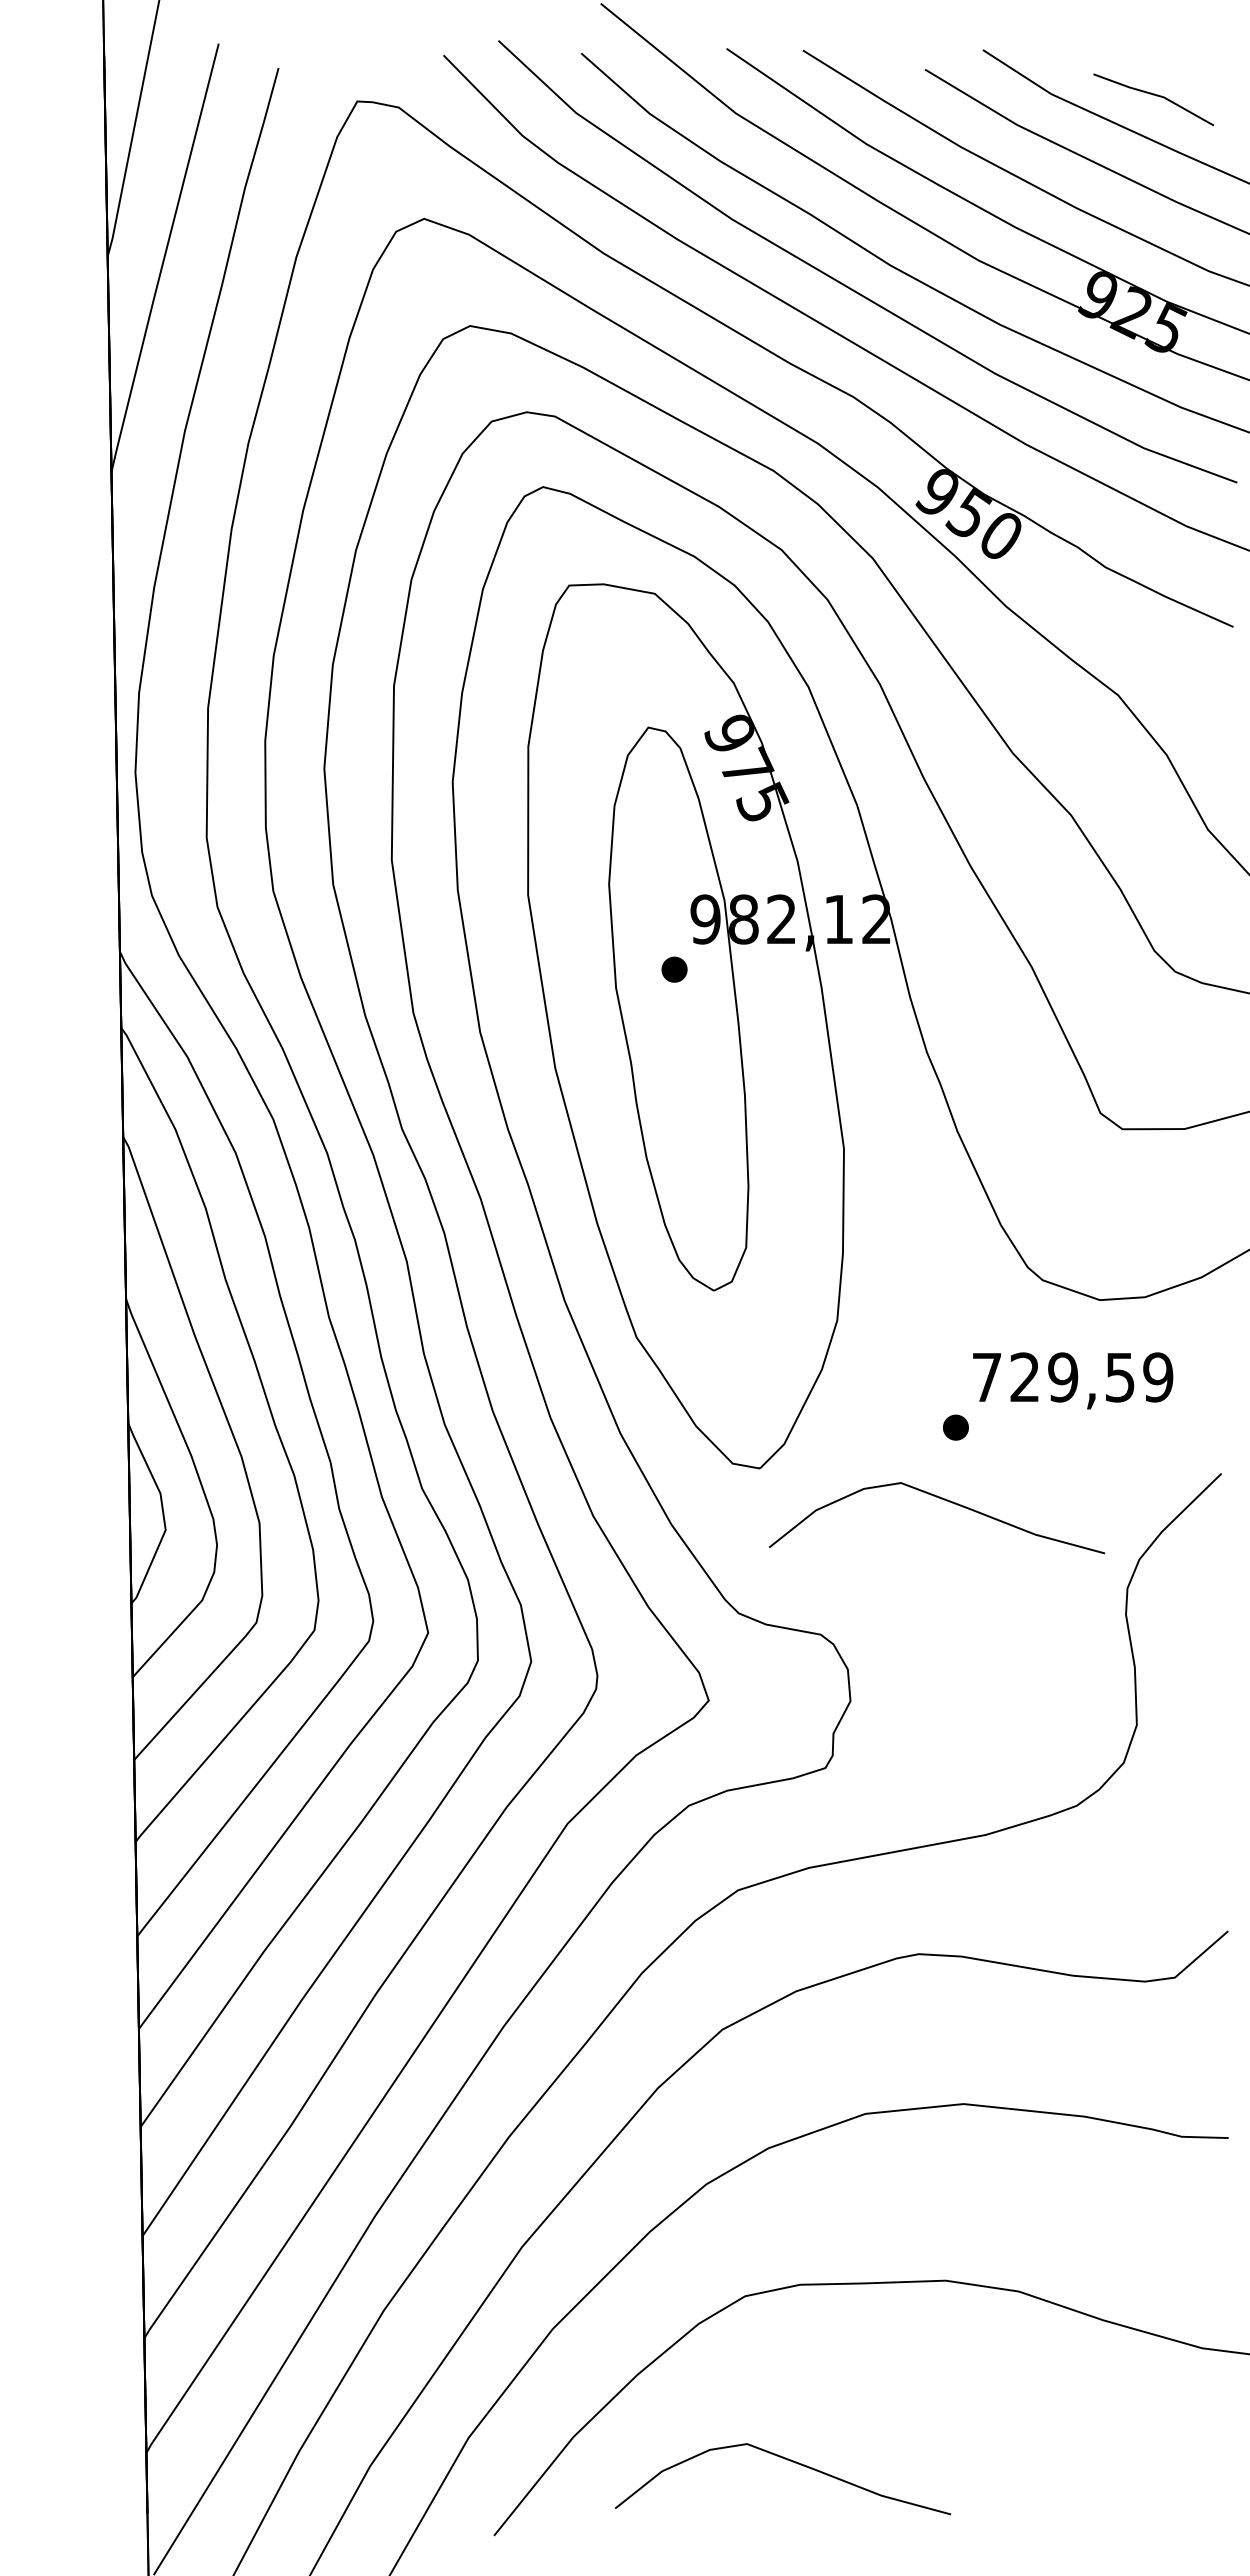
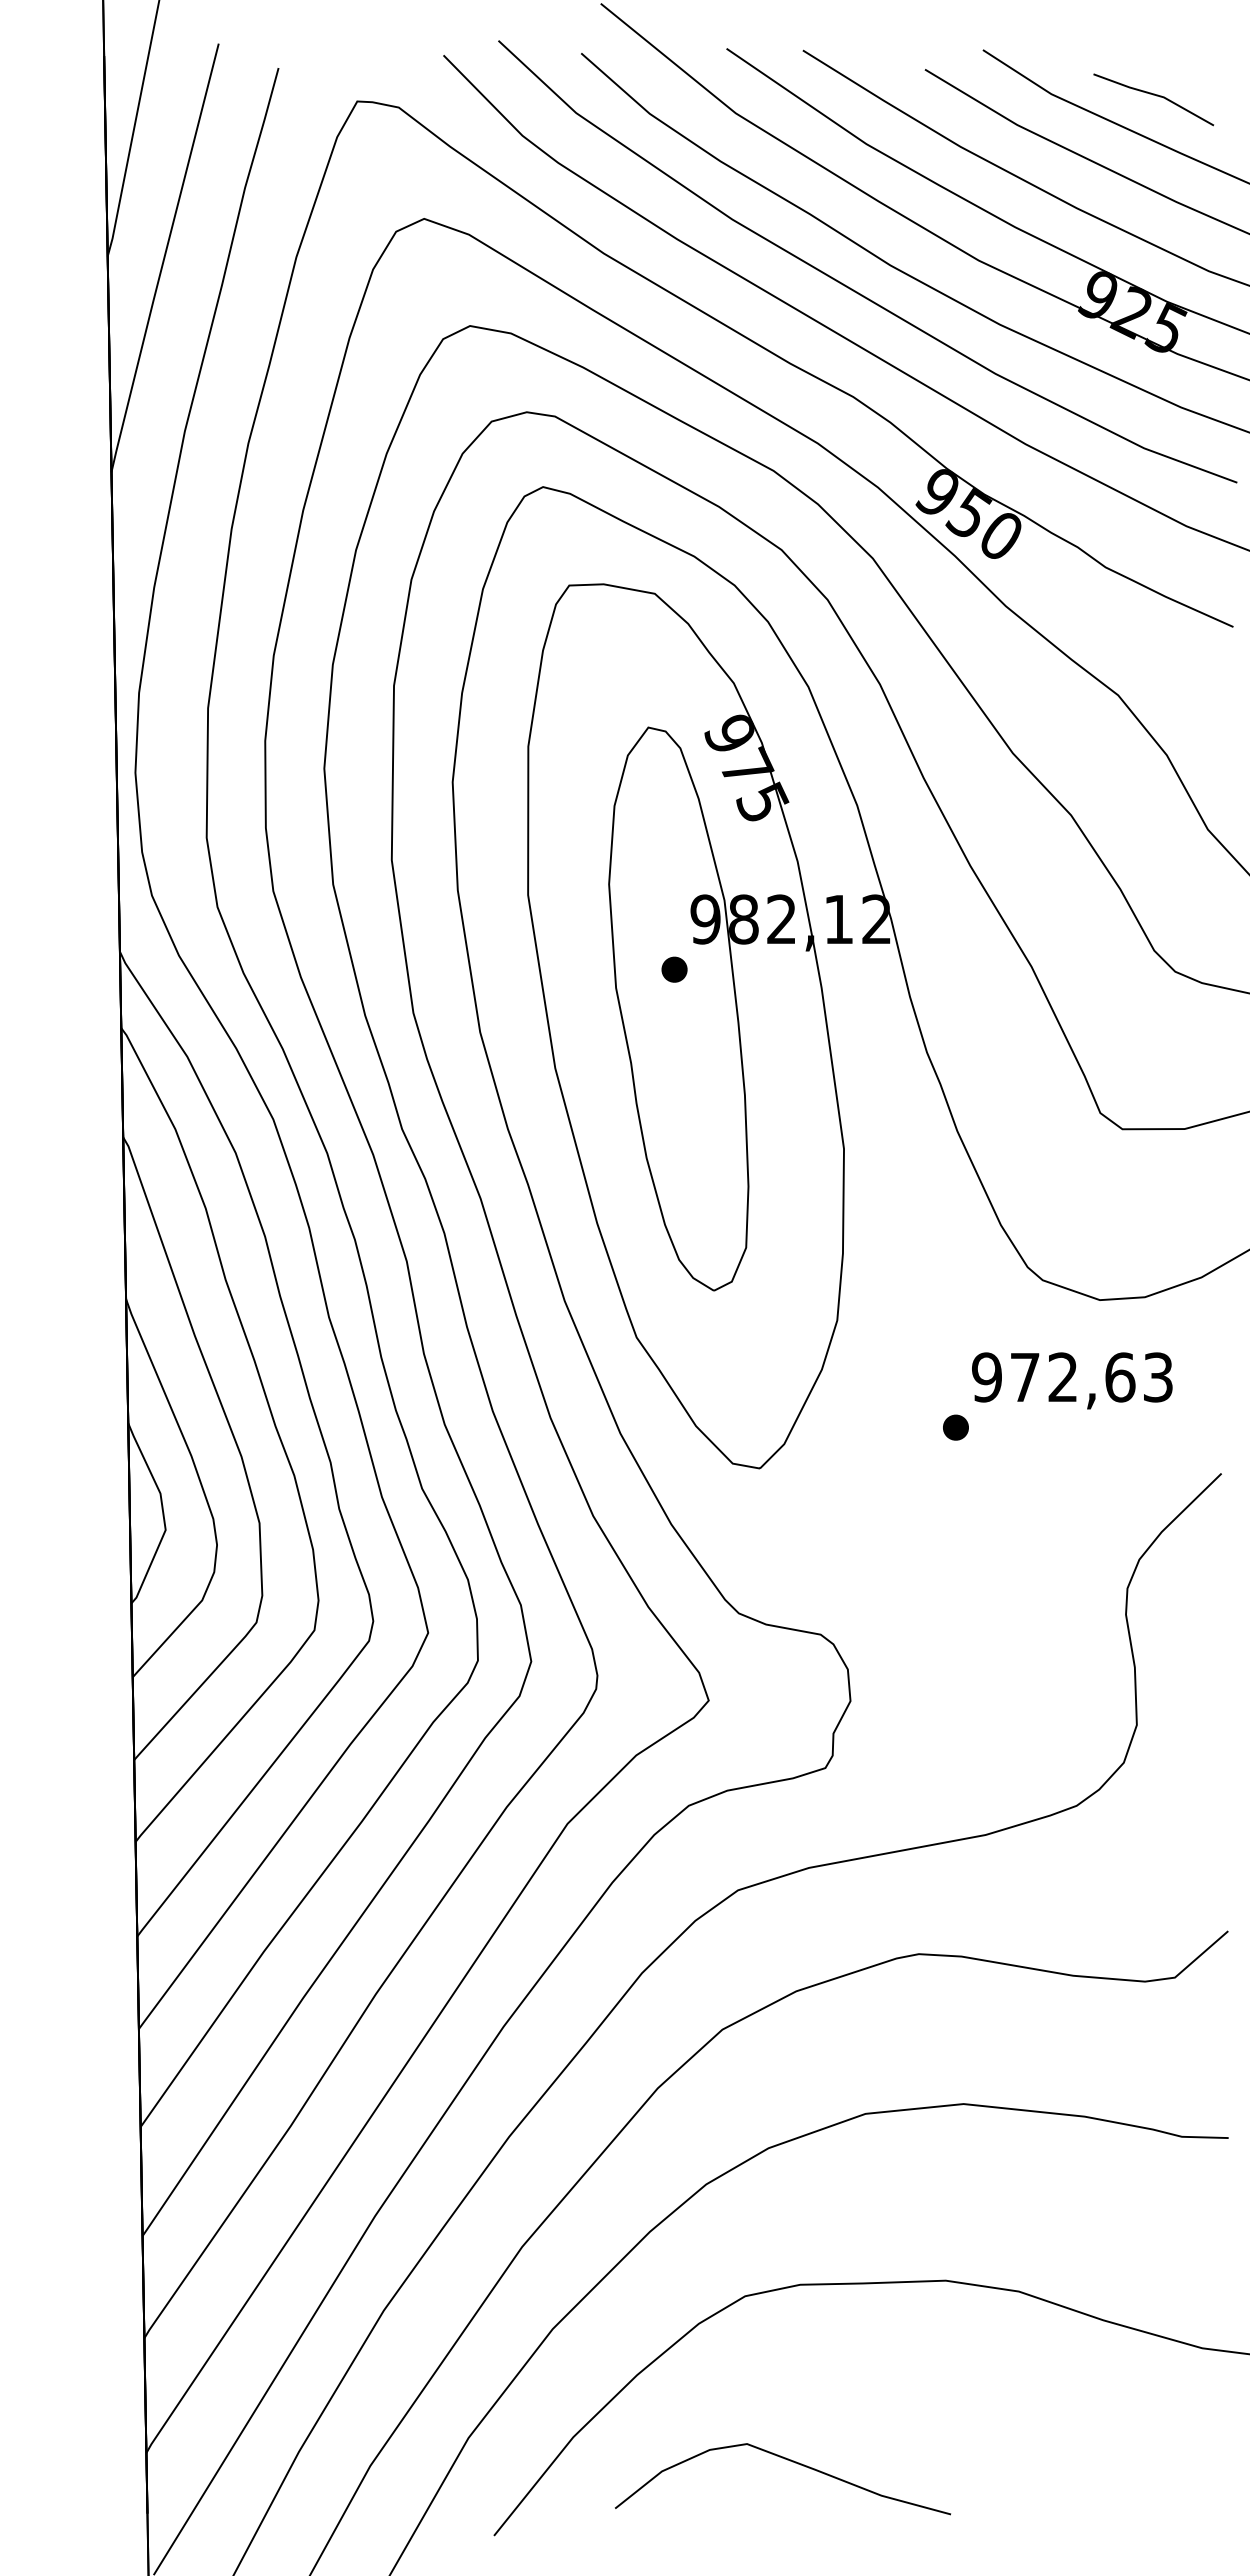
text: 729,59 -> 972,63 (1072, 1377)
curve: present -> none (941, 1499)
